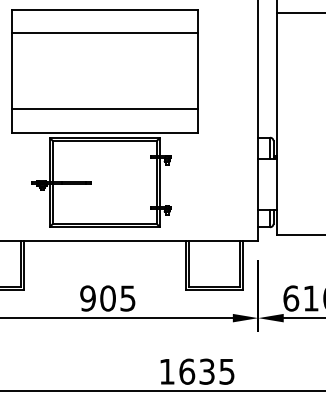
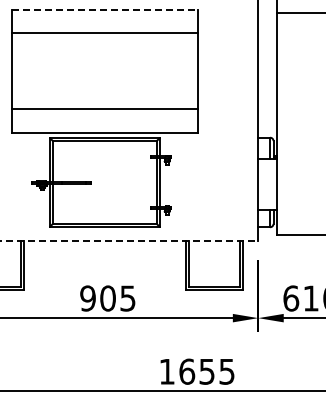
line: solid -> dashed (105, 9)
line: solid -> dashed (129, 240)
text: 1635 -> 1655 (207, 371)
